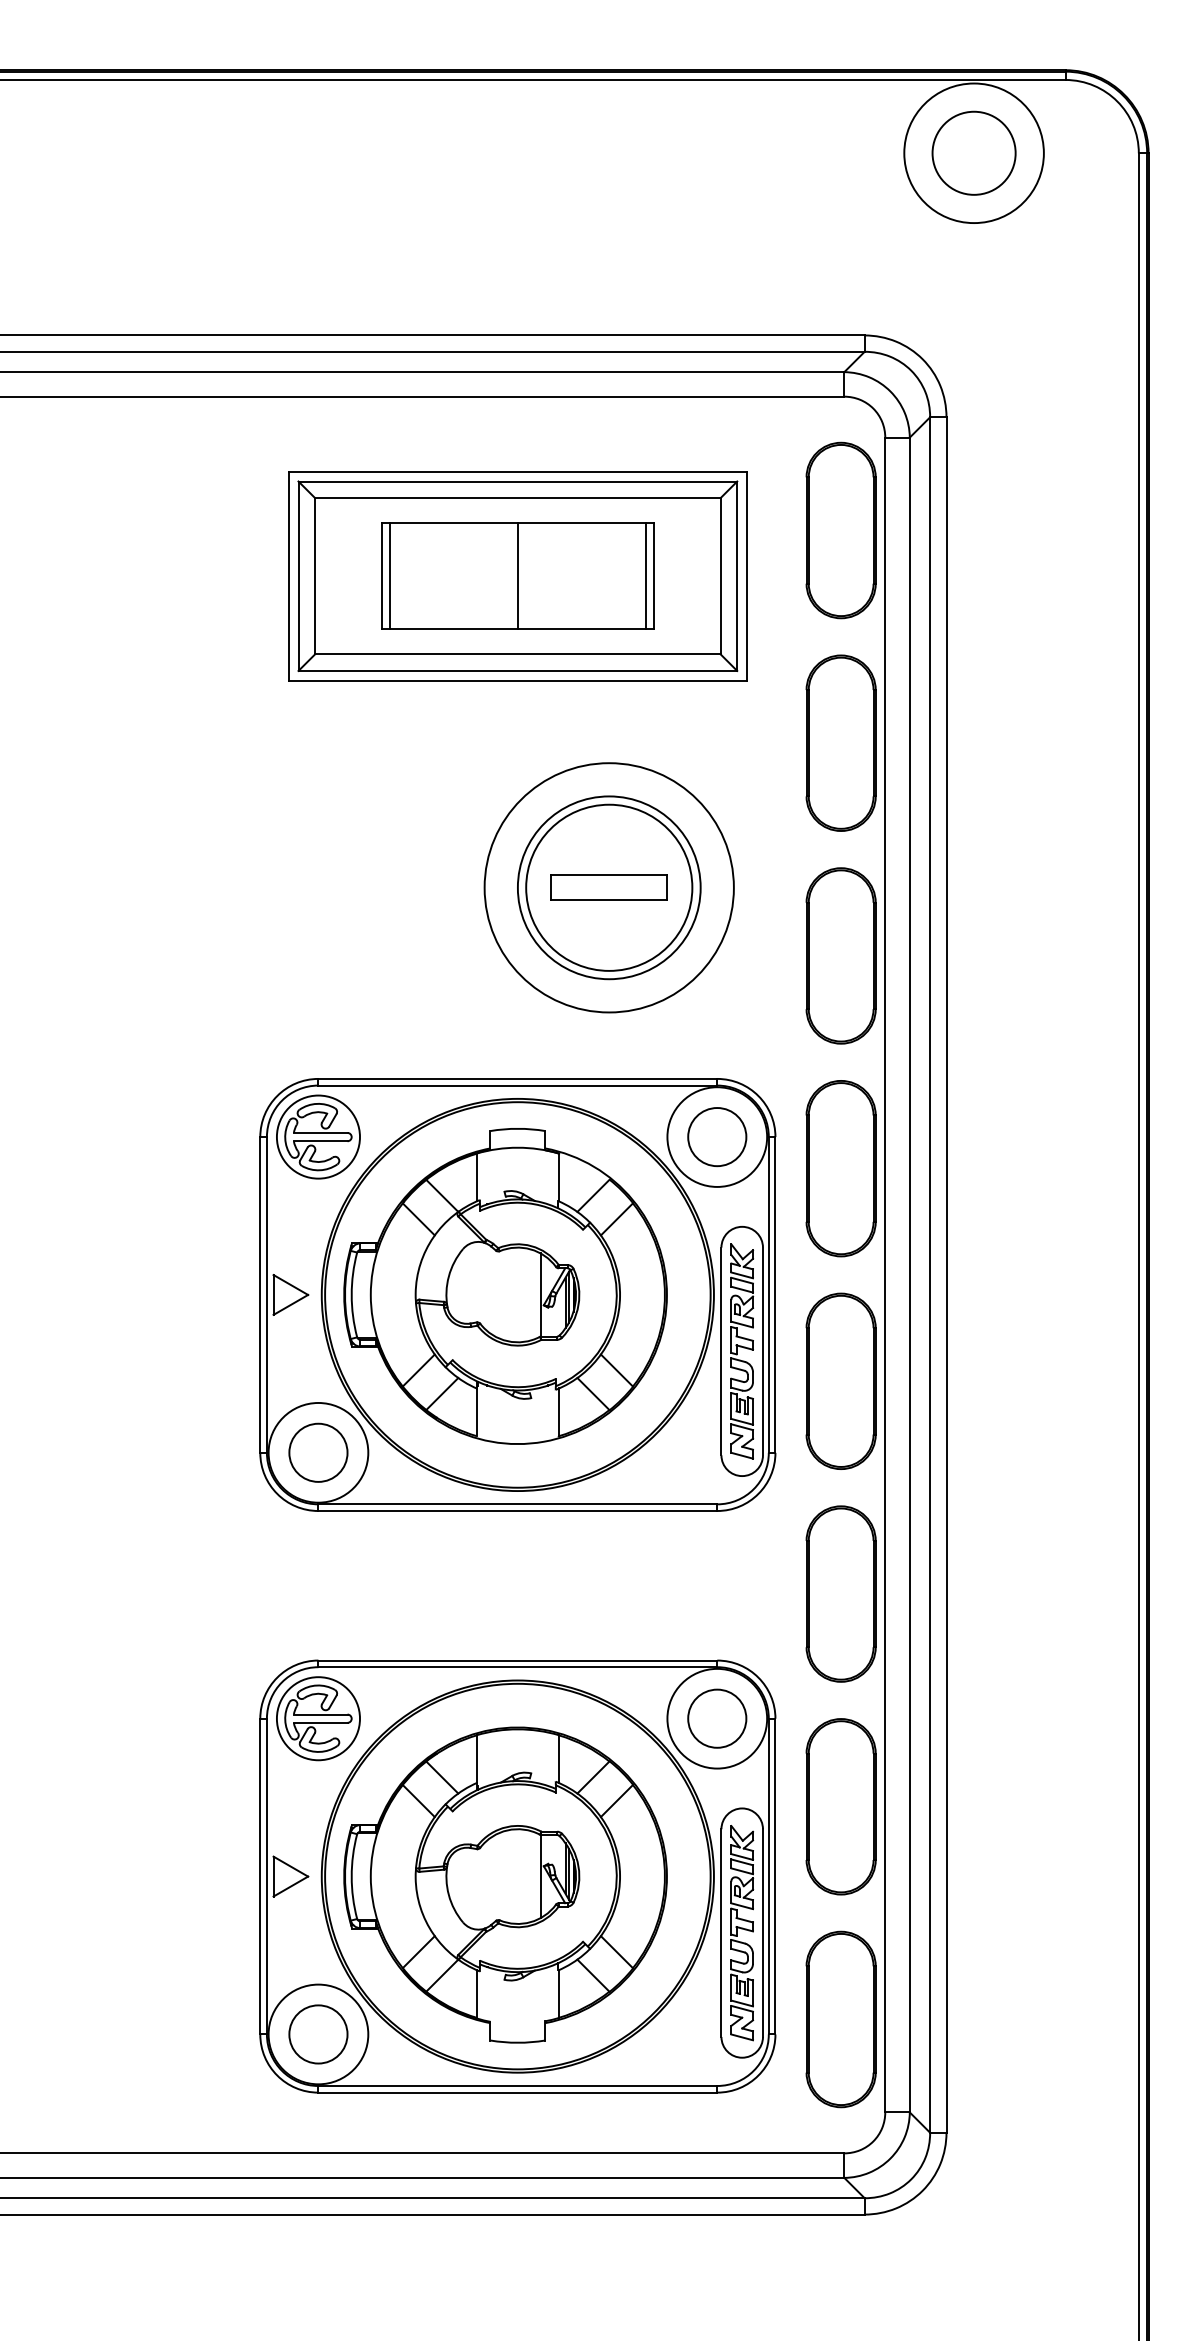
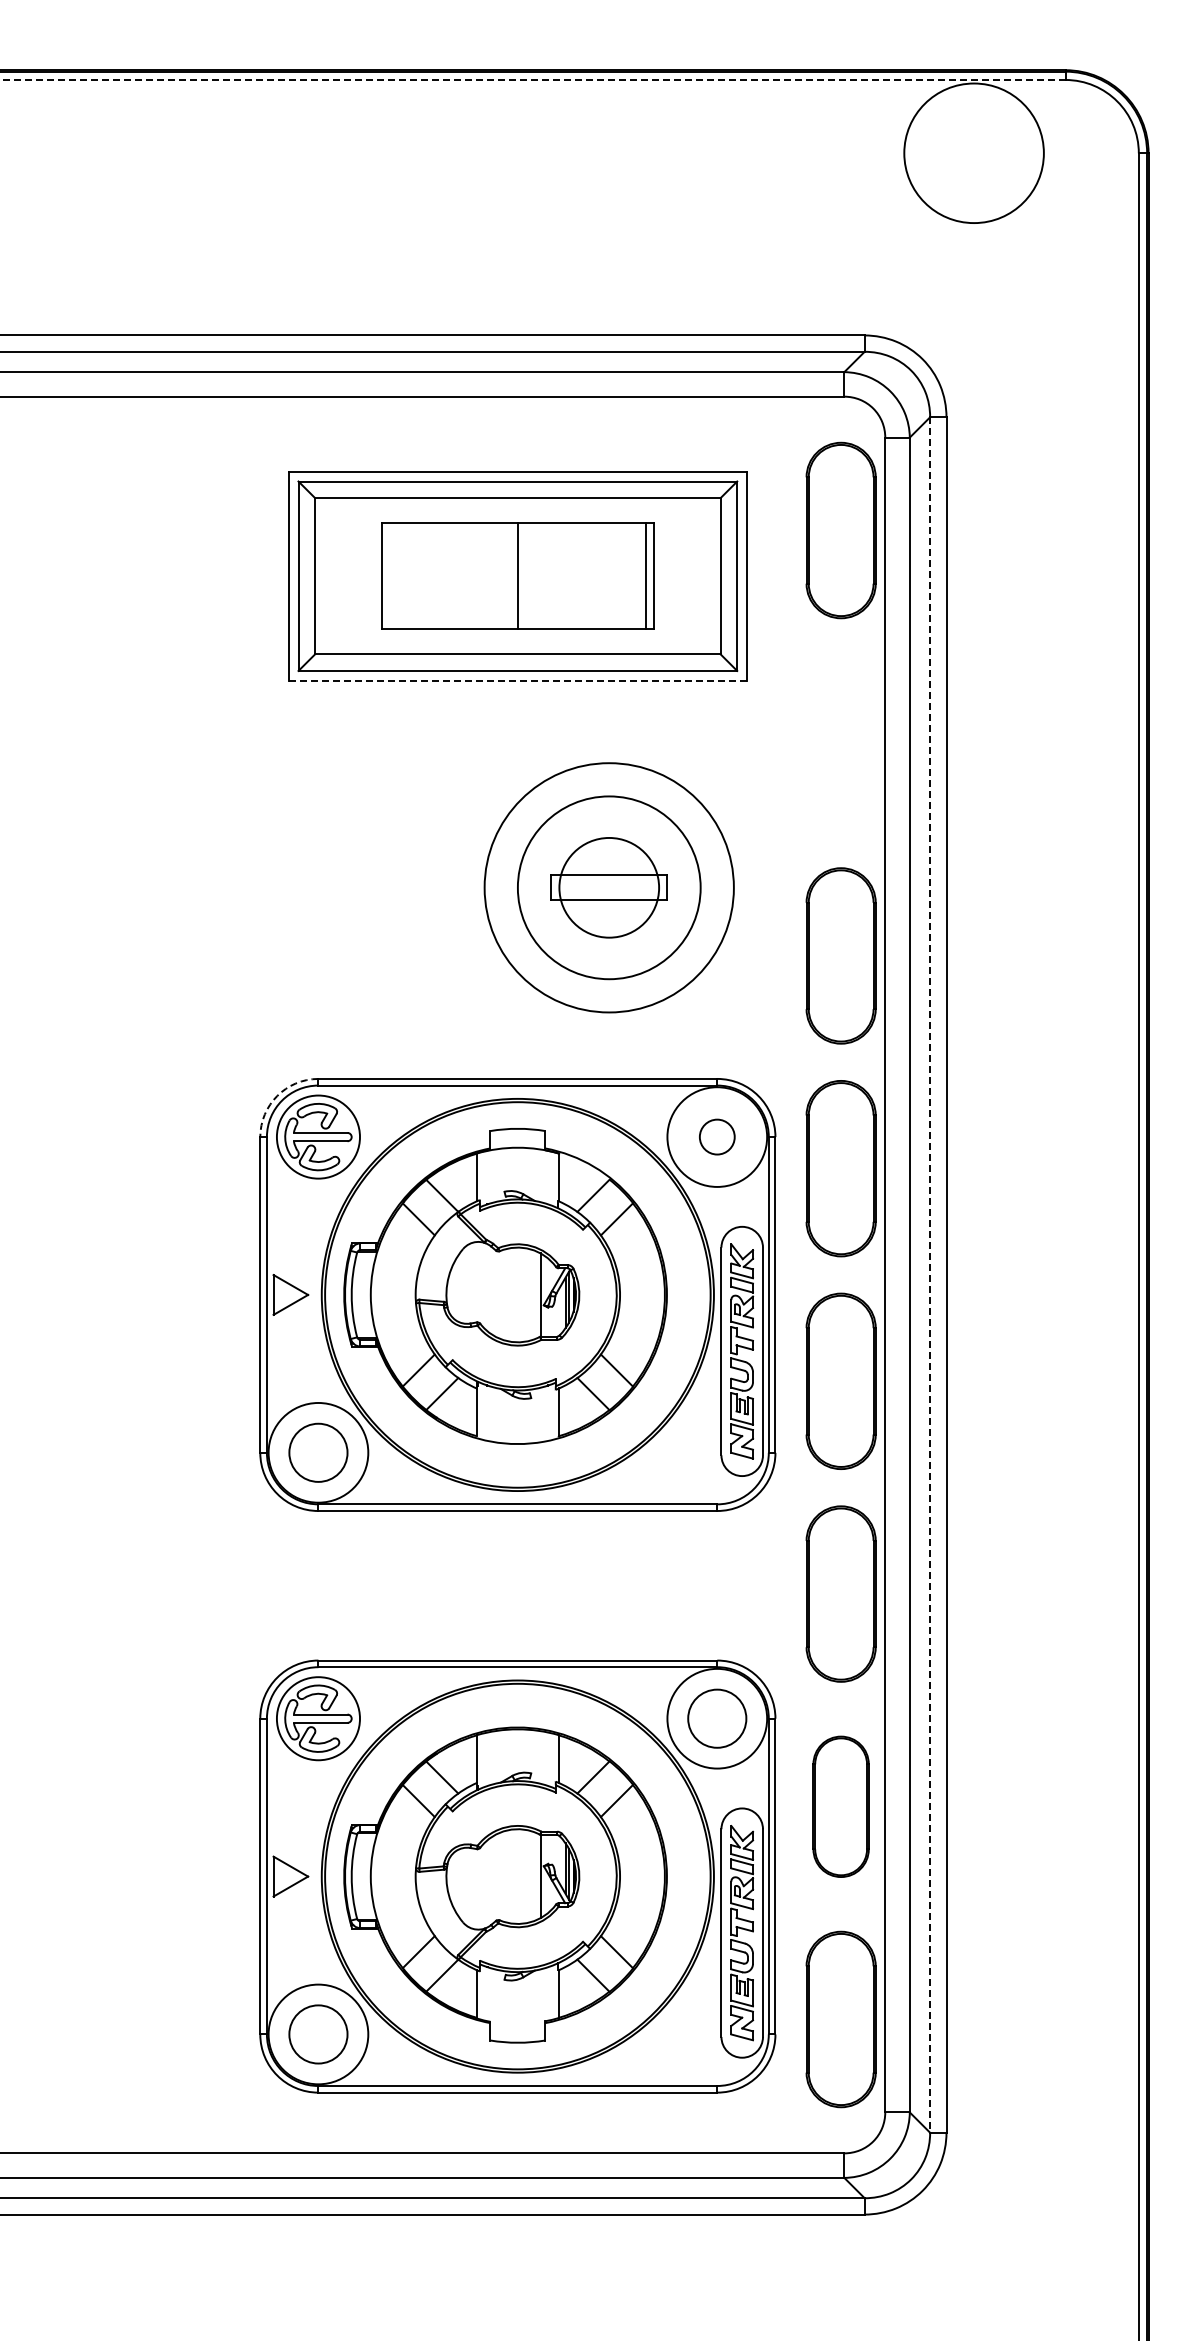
line: solid -> dashed (532, 79)
circle: present -> none (973, 152)
line: present -> none (389, 576)
line: solid -> dashed (517, 680)
part: present -> none (840, 742)
circle diameter: 166 px -> 100 px (609, 887)
arc: solid -> dashed (277, 1095)
circle diameter: 58 px -> 35 px (716, 1136)
line: solid -> dashed (930, 1275)
part size: 72x178 px -> 58x143 px (840, 1806)
